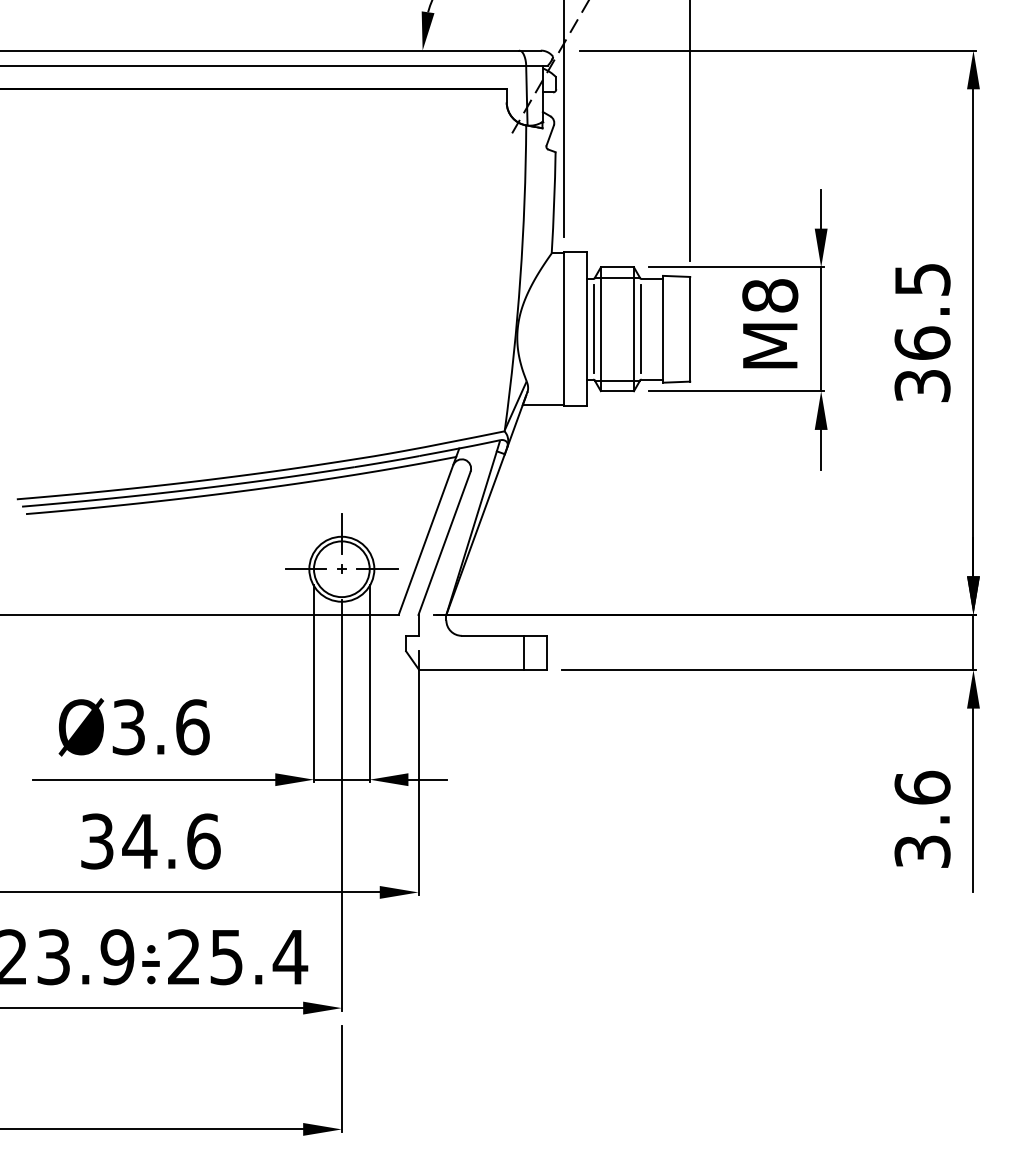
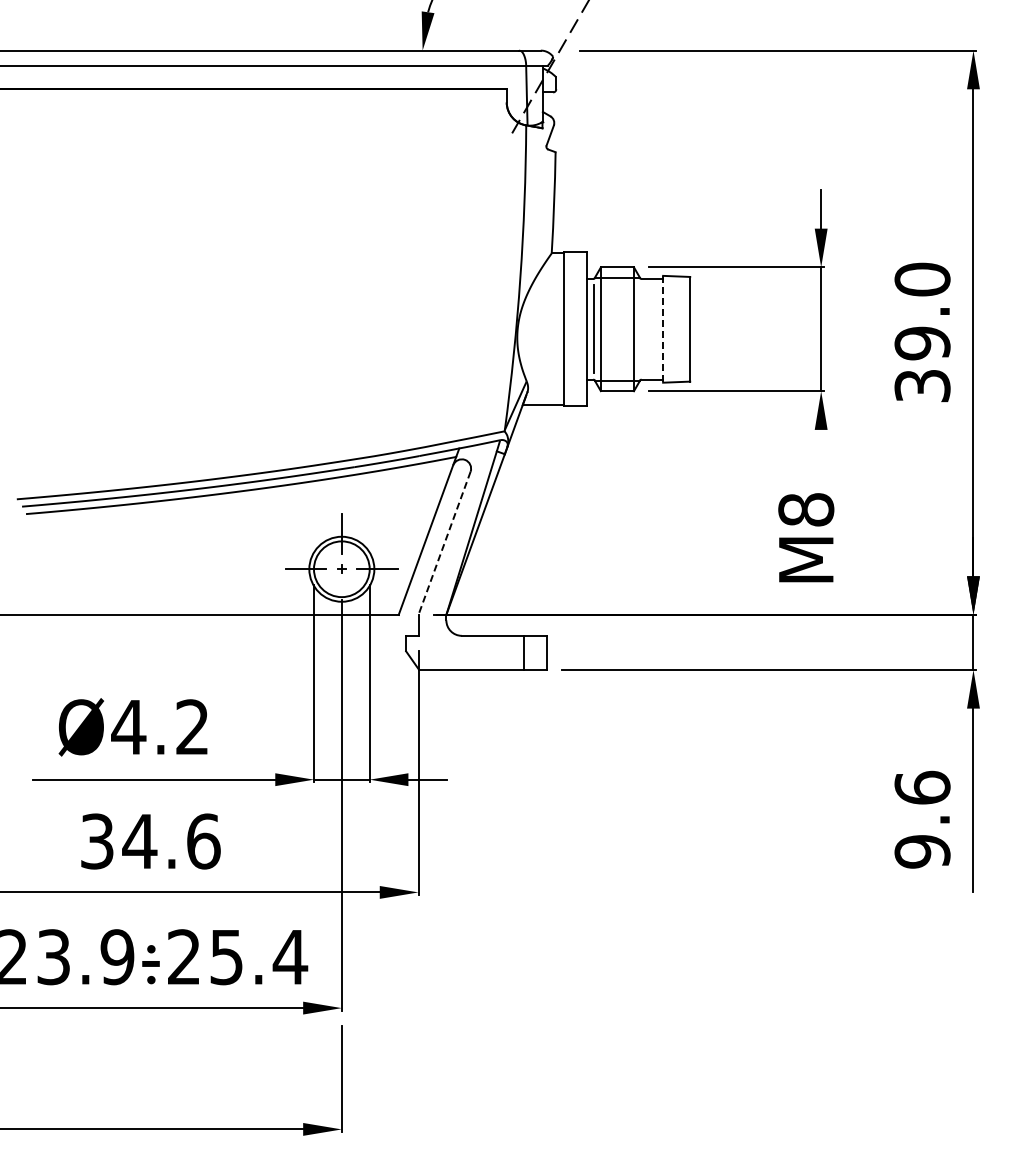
line: present -> none (564, 119)
line: present -> none (690, 131)
text: 36.5 -> 39.0 (922, 311)
text position: (770, 323) -> (806, 537) (806, 537)
line: present -> none (640, 329)
line: solid -> dashed (663, 329)
line: present -> none (821, 449)
line: solid -> dashed (444, 543)
text: Ø3.6 -> Ø4.2 (160, 727)
text: 3.6 -> 9.6 (922, 851)
